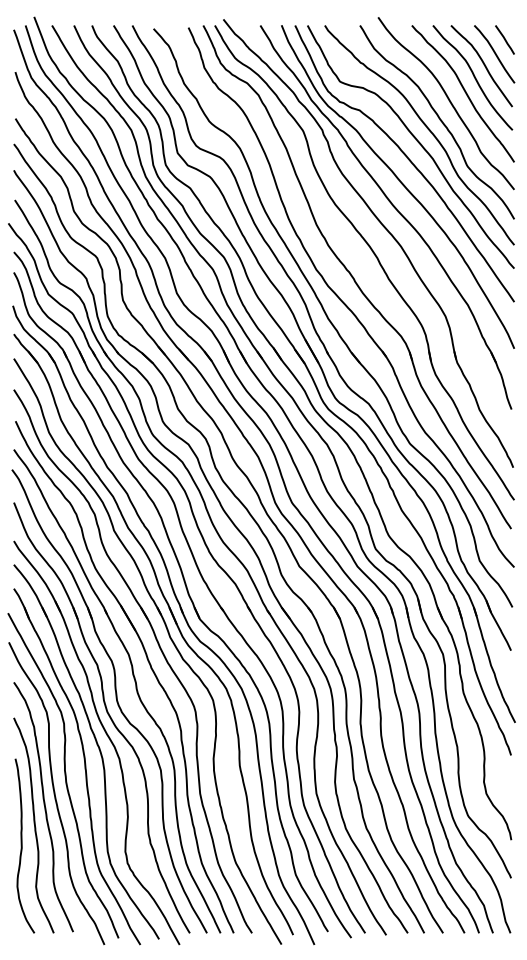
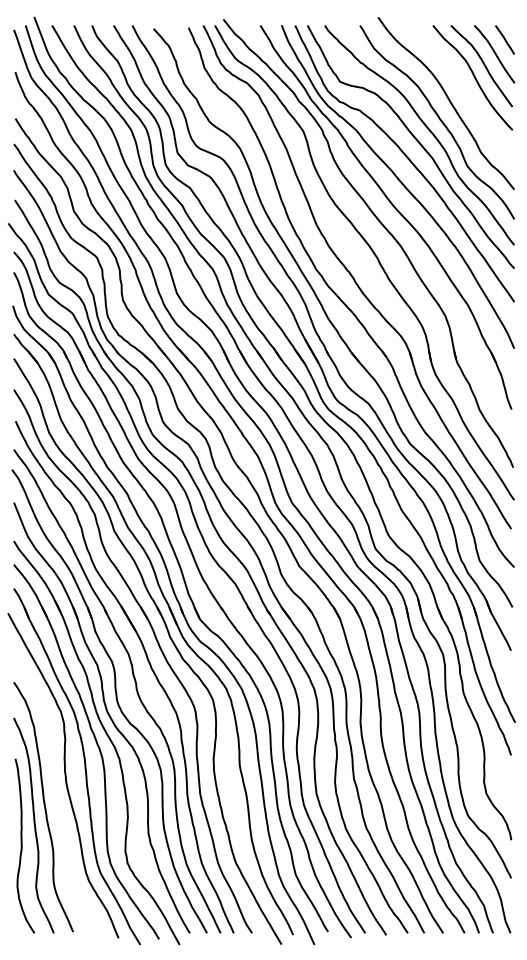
curve: present -> none (464, 92)
curve: present -> none (55, 793)
